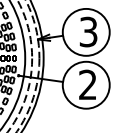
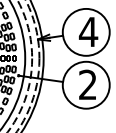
text: 3 -> 4 (88, 31)
